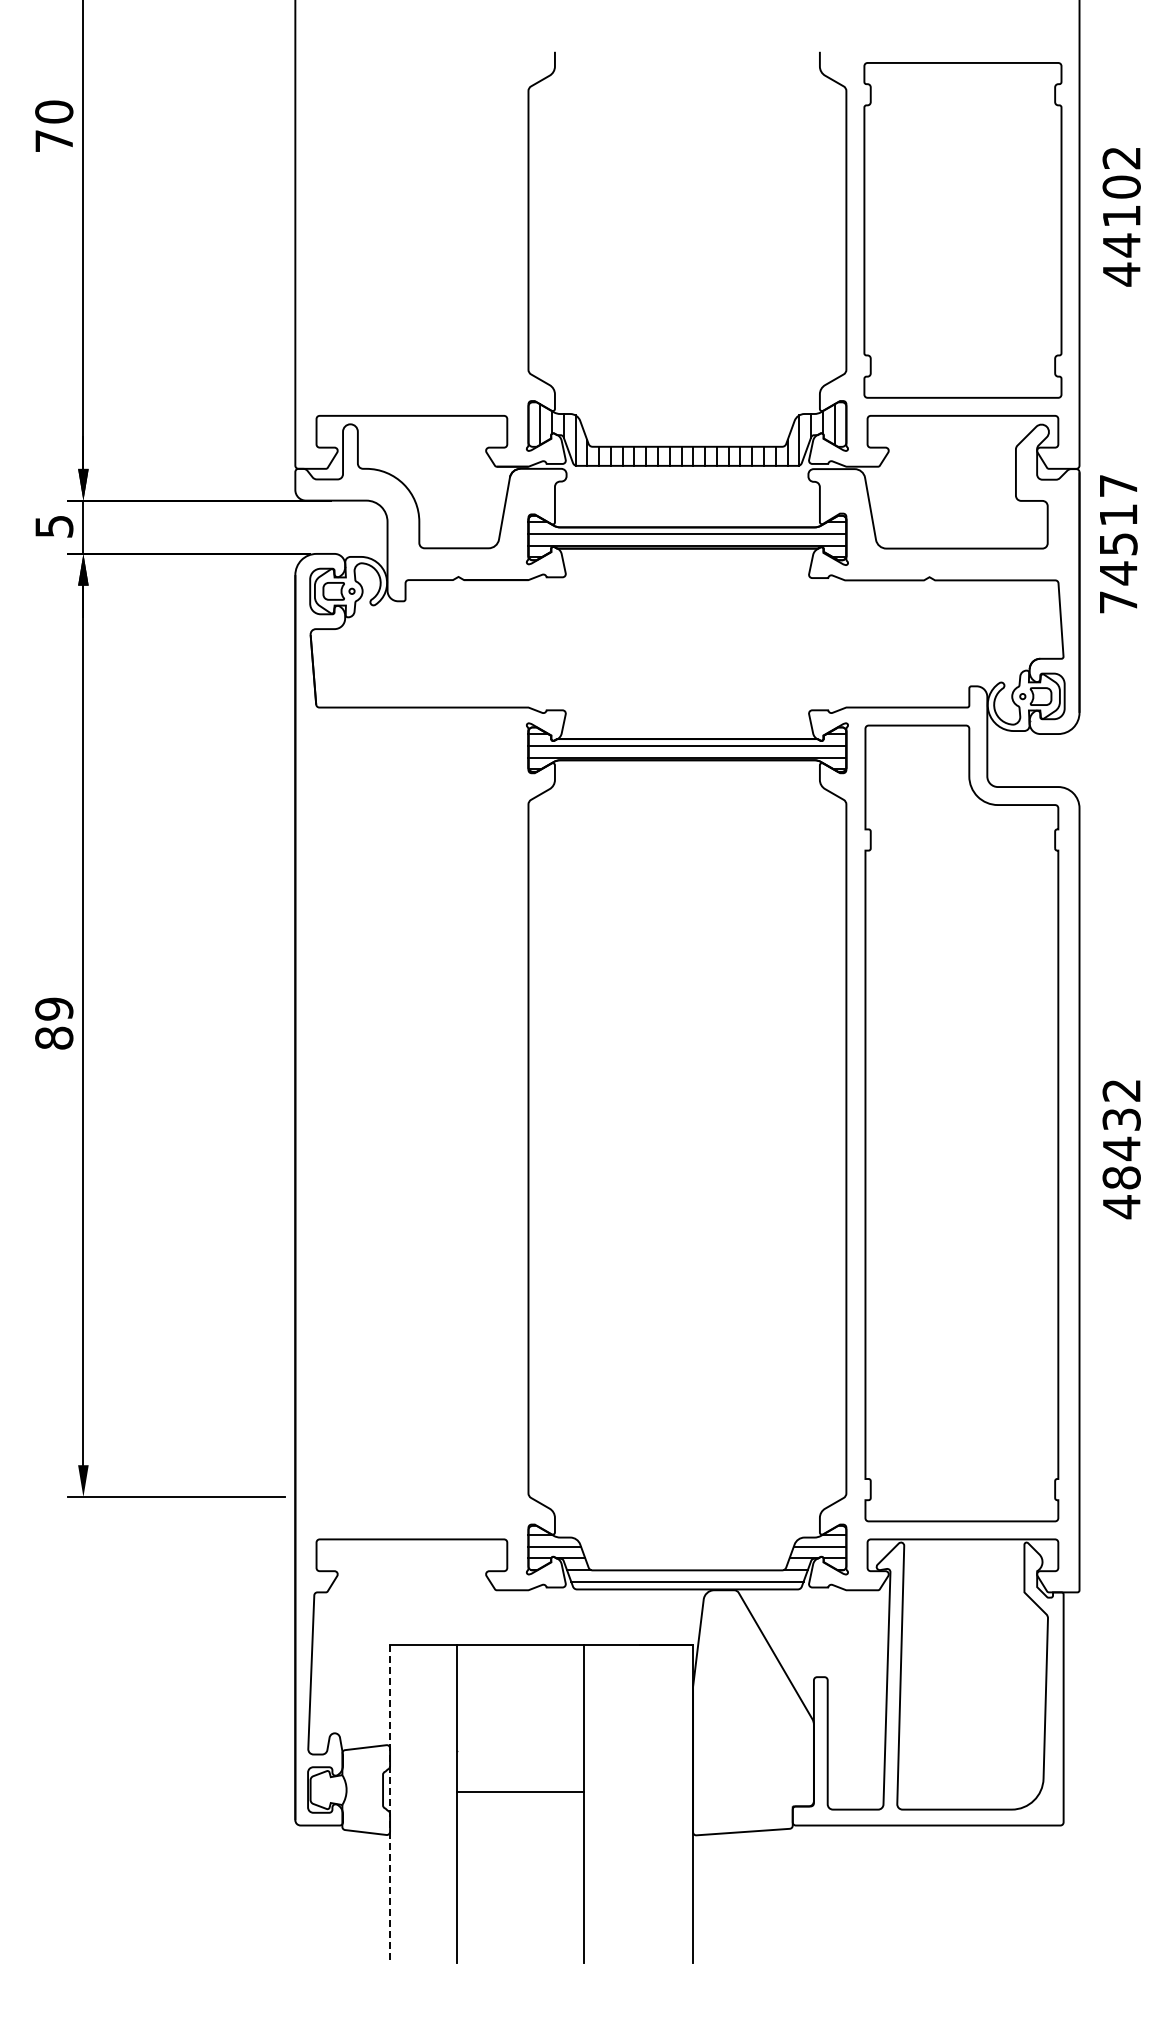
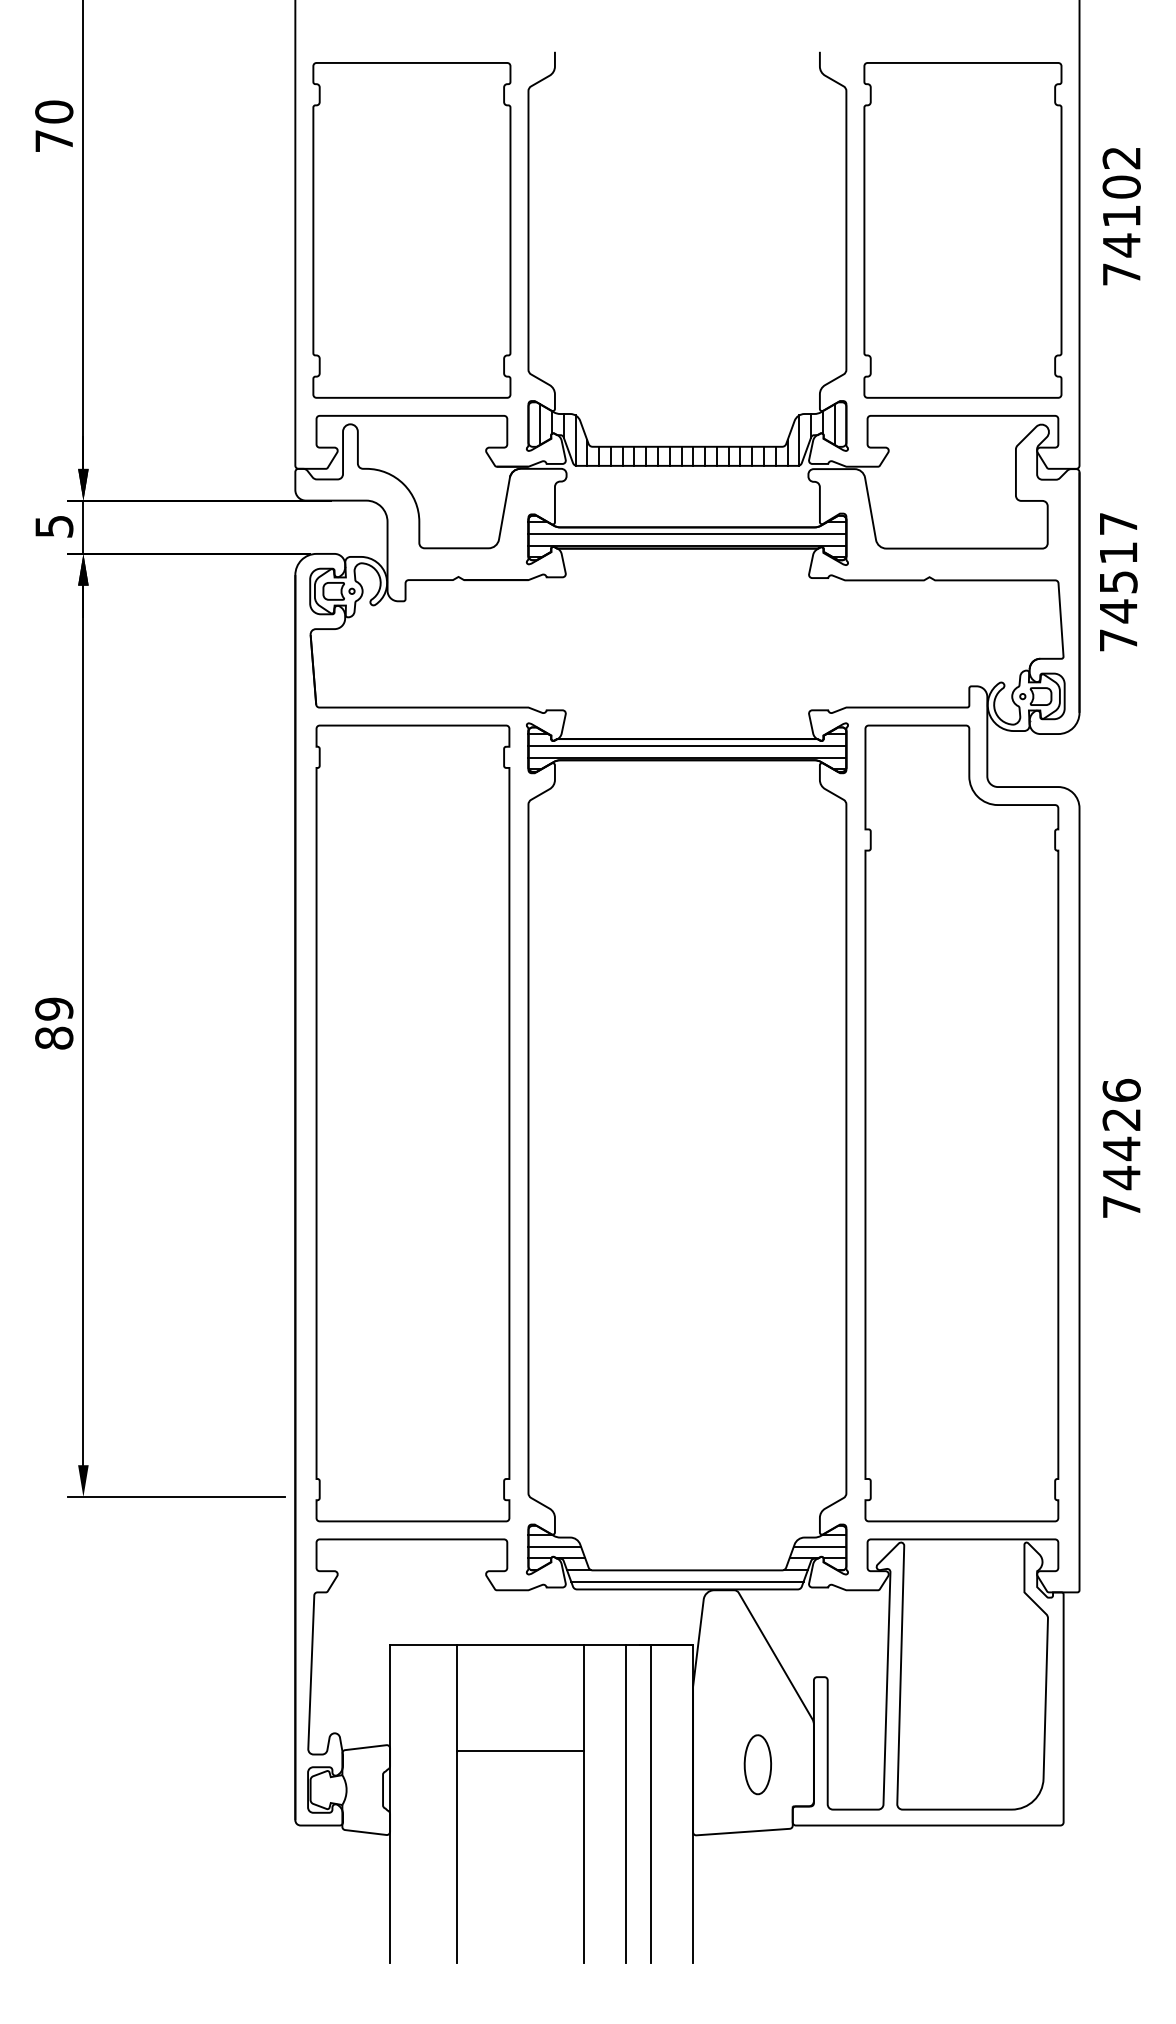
part: none -> present (411, 230)
text: 44102 -> 74102 (1121, 274)
text position: (1118, 544) -> (1118, 582) (1118, 582)
part: none -> present (412, 1123)
text: 48432 -> 74426 (1121, 1148)
part: none -> present (757, 1764)
line position: (519, 1792) -> (519, 1751) (519, 1751)
line: dashed -> solid (389, 1804)
line: none -> present (626, 1804)
line: none -> present (650, 1804)
